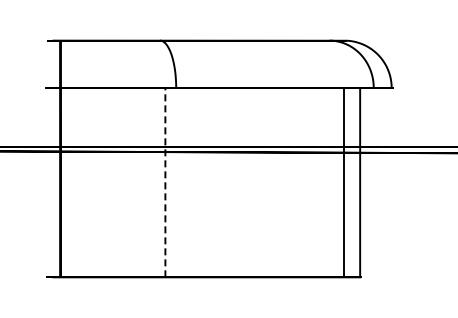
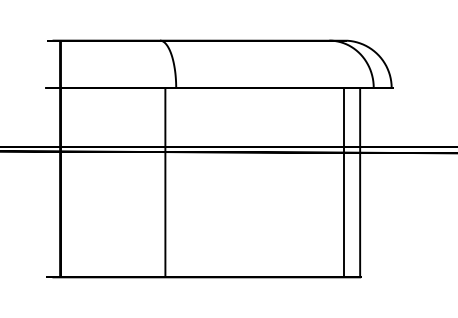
line: dashed -> solid (165, 182)
